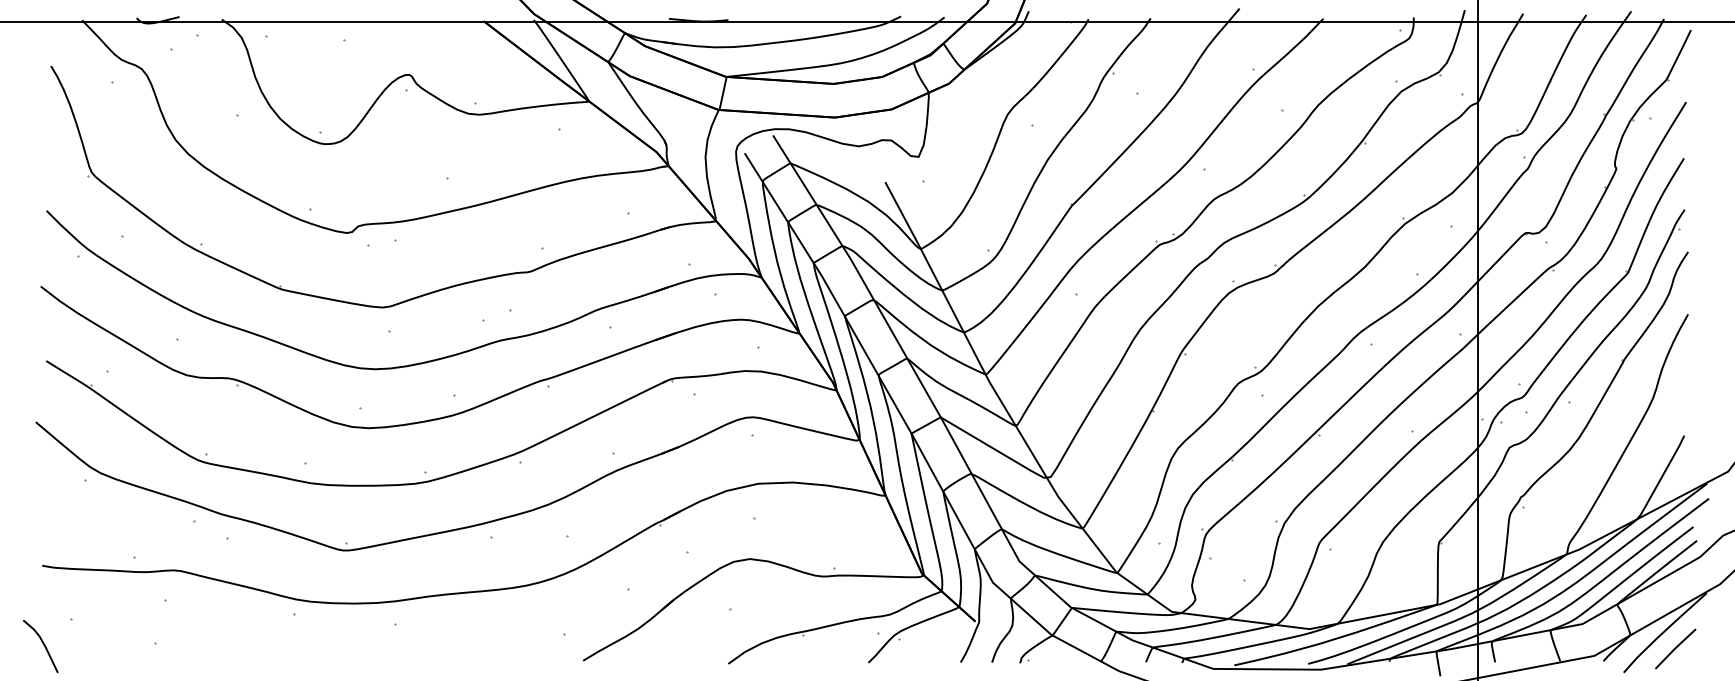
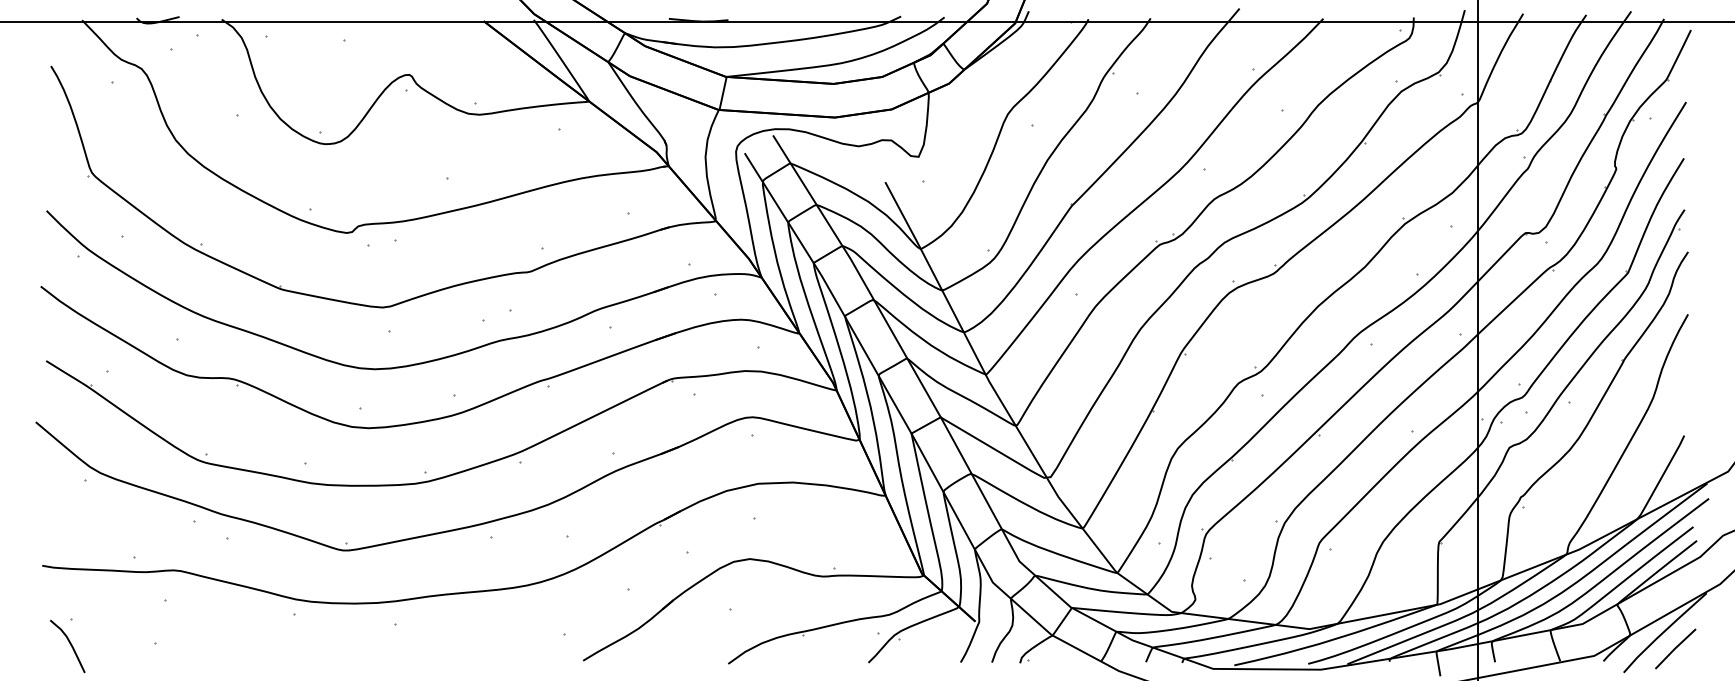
curve position: (43, 645) -> (70, 645) (70, 645)
